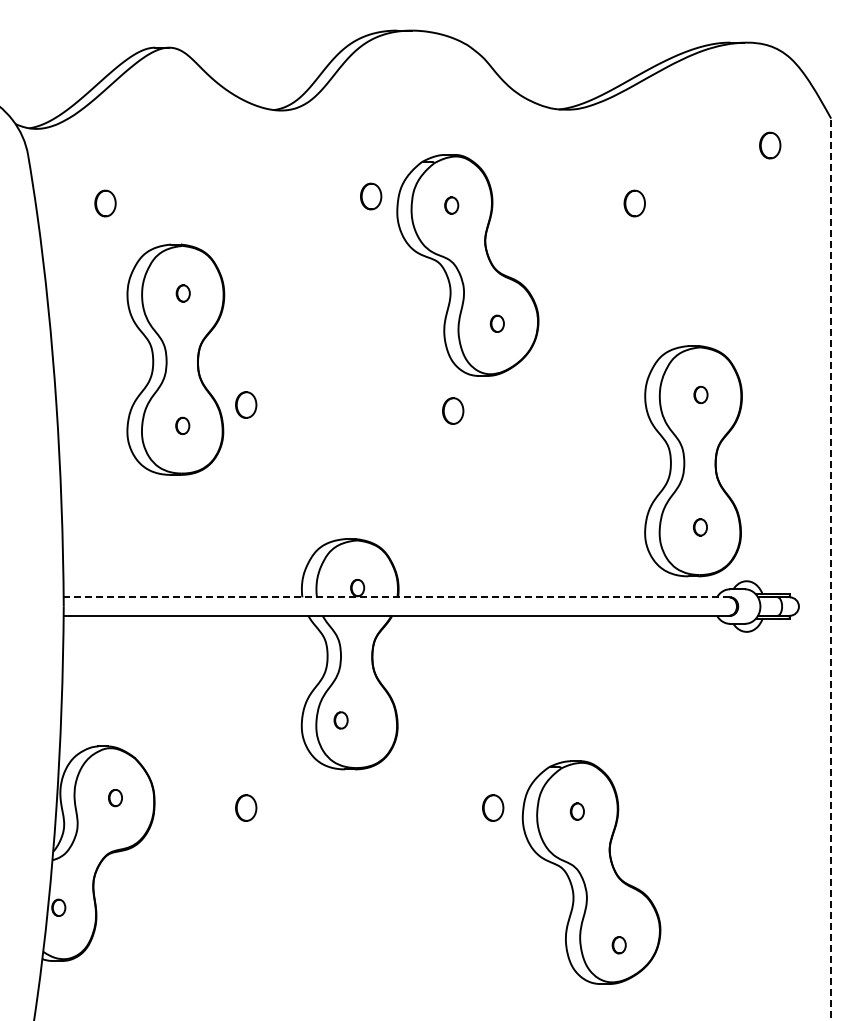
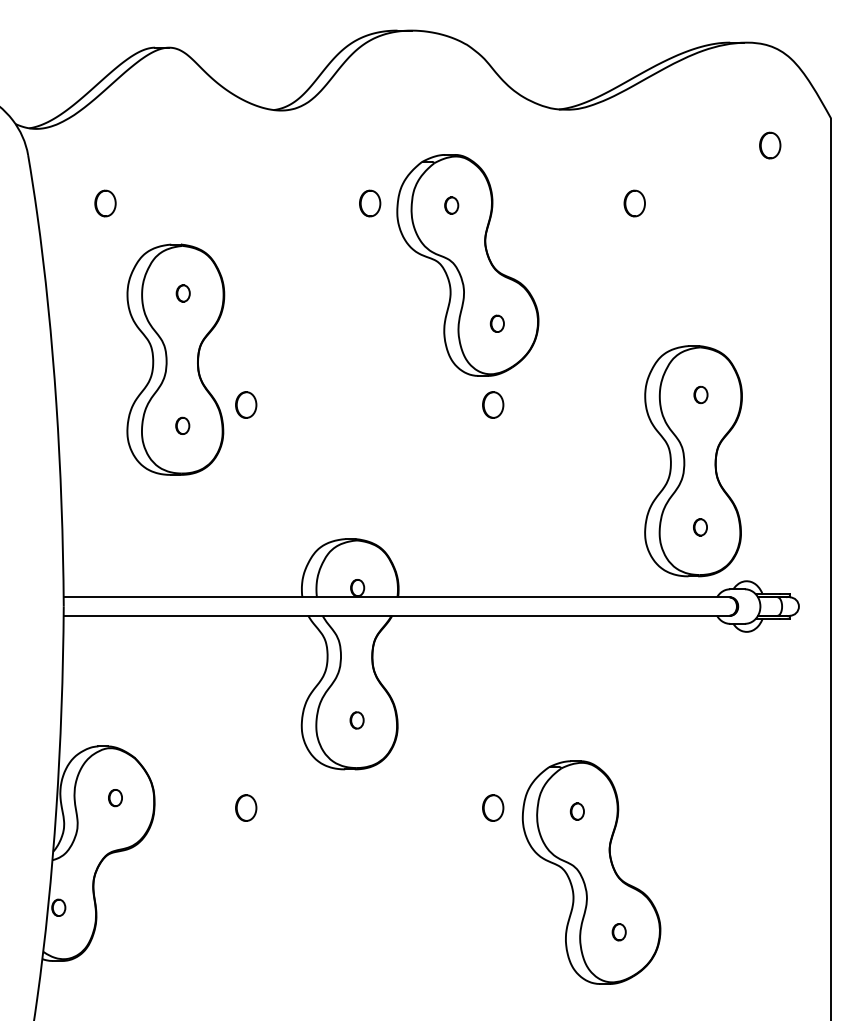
part position: (371, 196) -> (370, 203) (370, 203)
part position: (453, 410) -> (493, 404) (493, 404)
line: dashed -> solid (831, 569)
line: dashed -> solid (396, 597)
part position: (340, 720) -> (356, 720) (356, 720)
part position: (618, 945) -> (618, 932) (618, 932)
